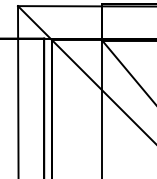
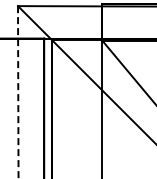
line: solid -> dashed (18, 93)
